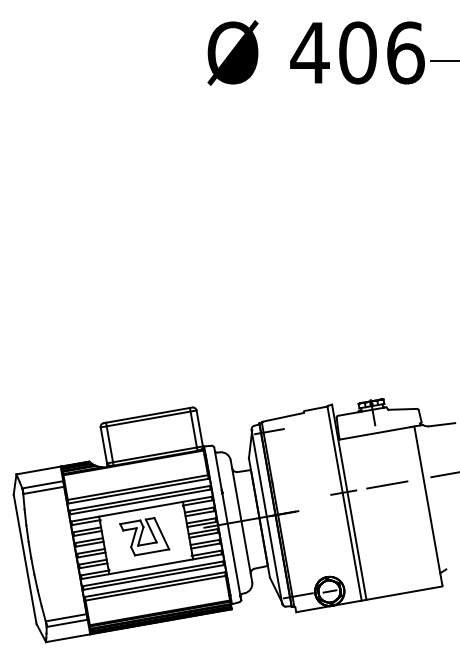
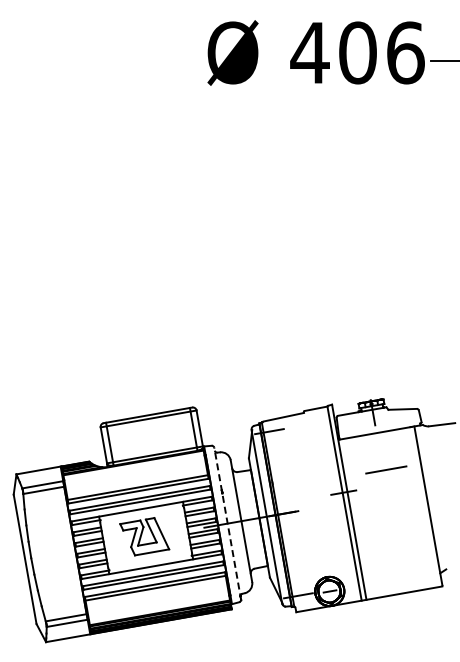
line: present -> none (443, 474)
line position: (387, 484) -> (386, 469) (386, 469)
line: solid -> dashed (227, 523)
